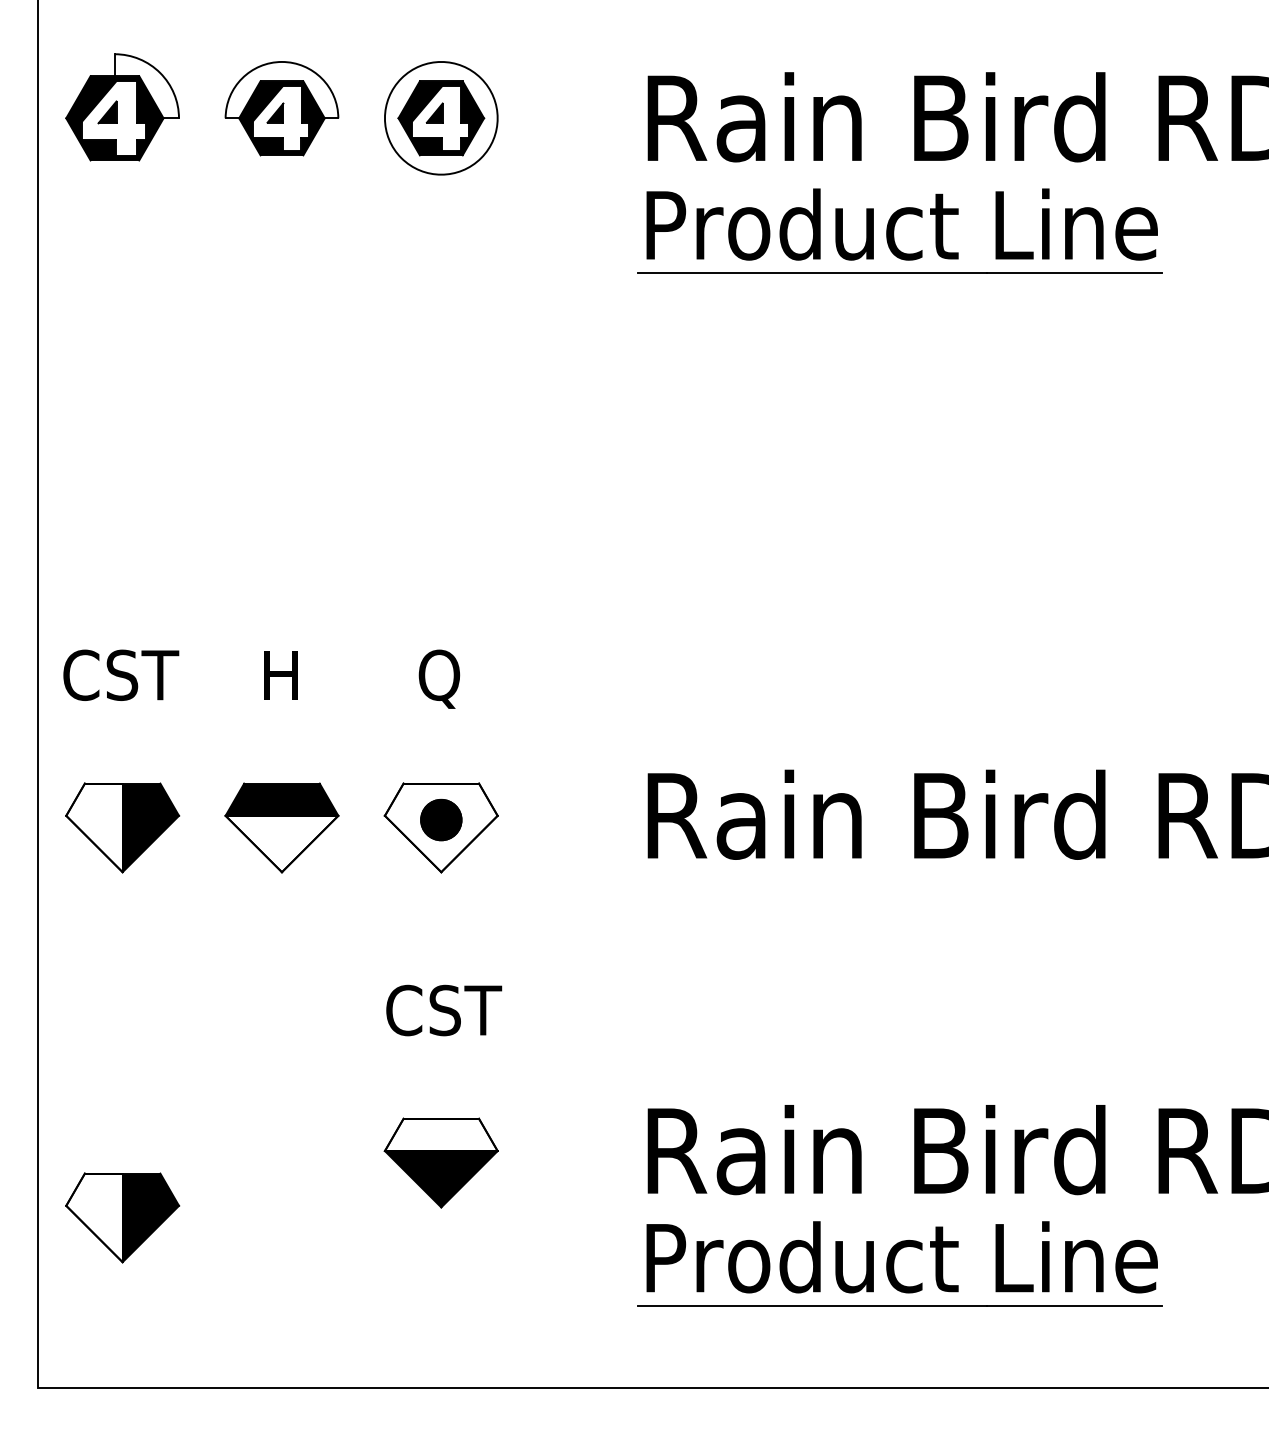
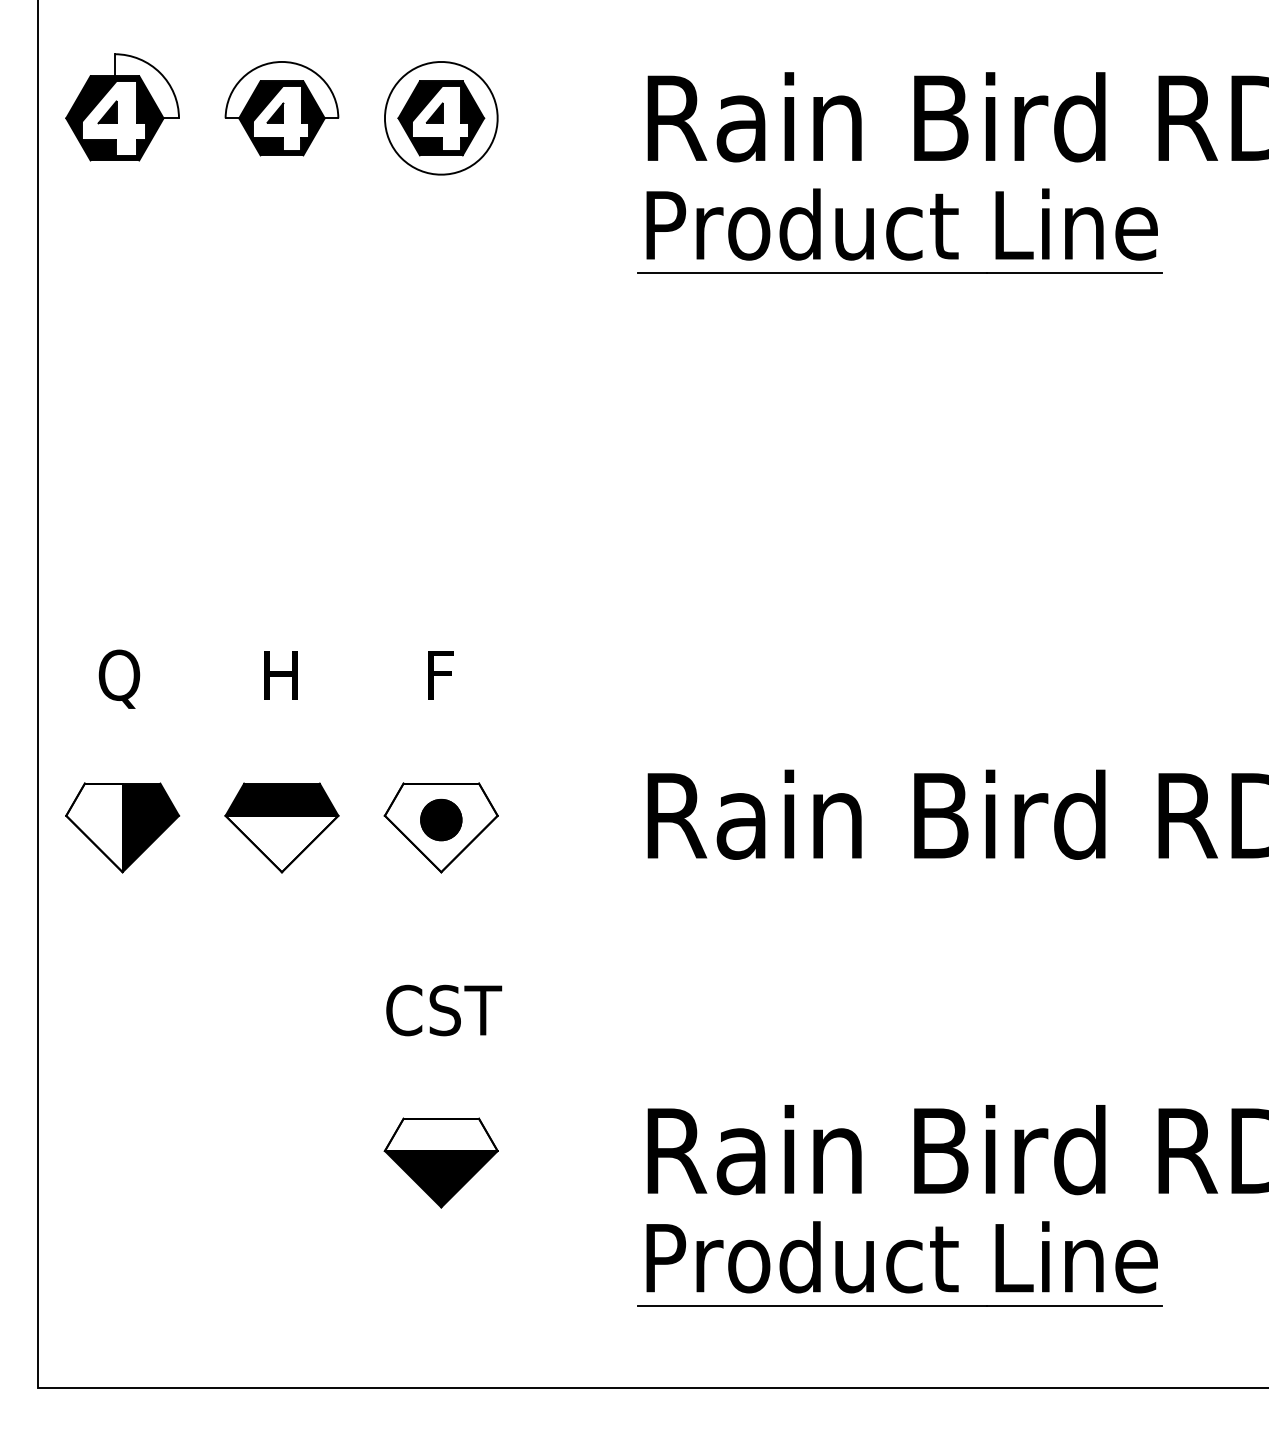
text: CST -> Q (121, 678)
text: Q -> F (439, 678)
part: present -> none (122, 1217)
